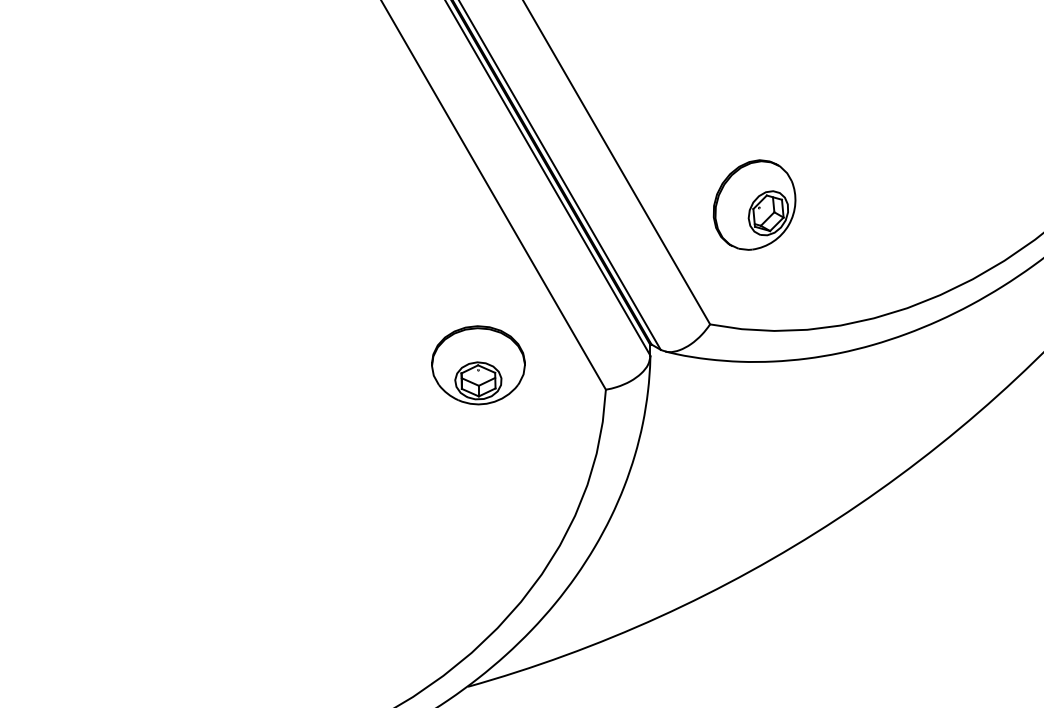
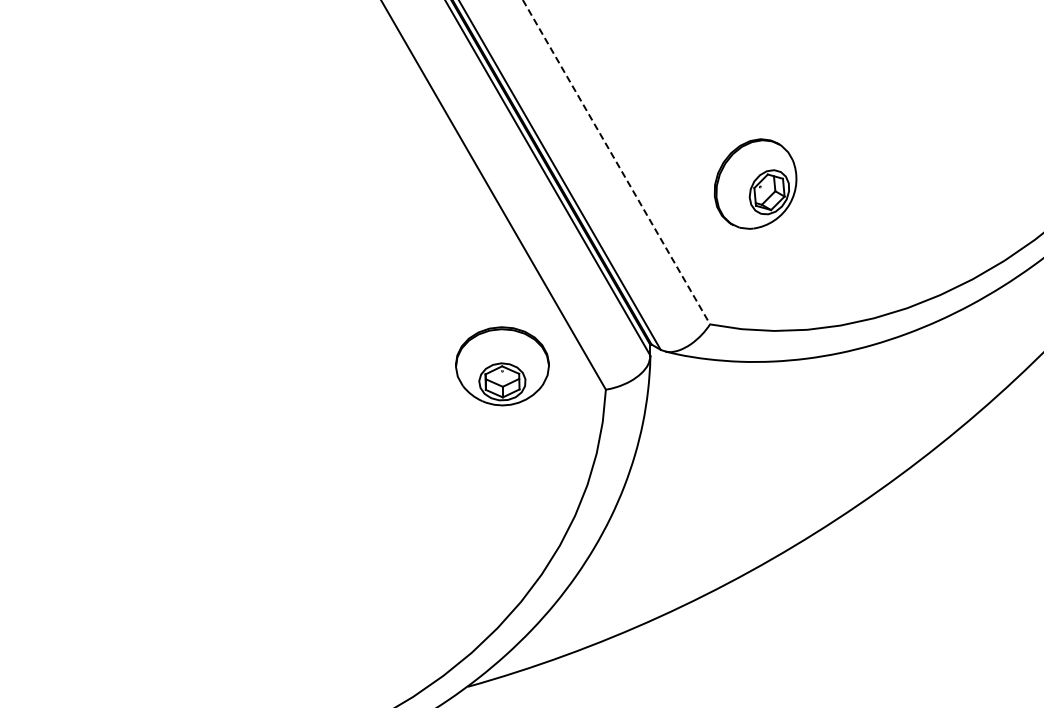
line: solid -> dashed (616, 162)
part position: (754, 204) -> (755, 183) (755, 183)
part position: (478, 365) -> (502, 366) (502, 366)
